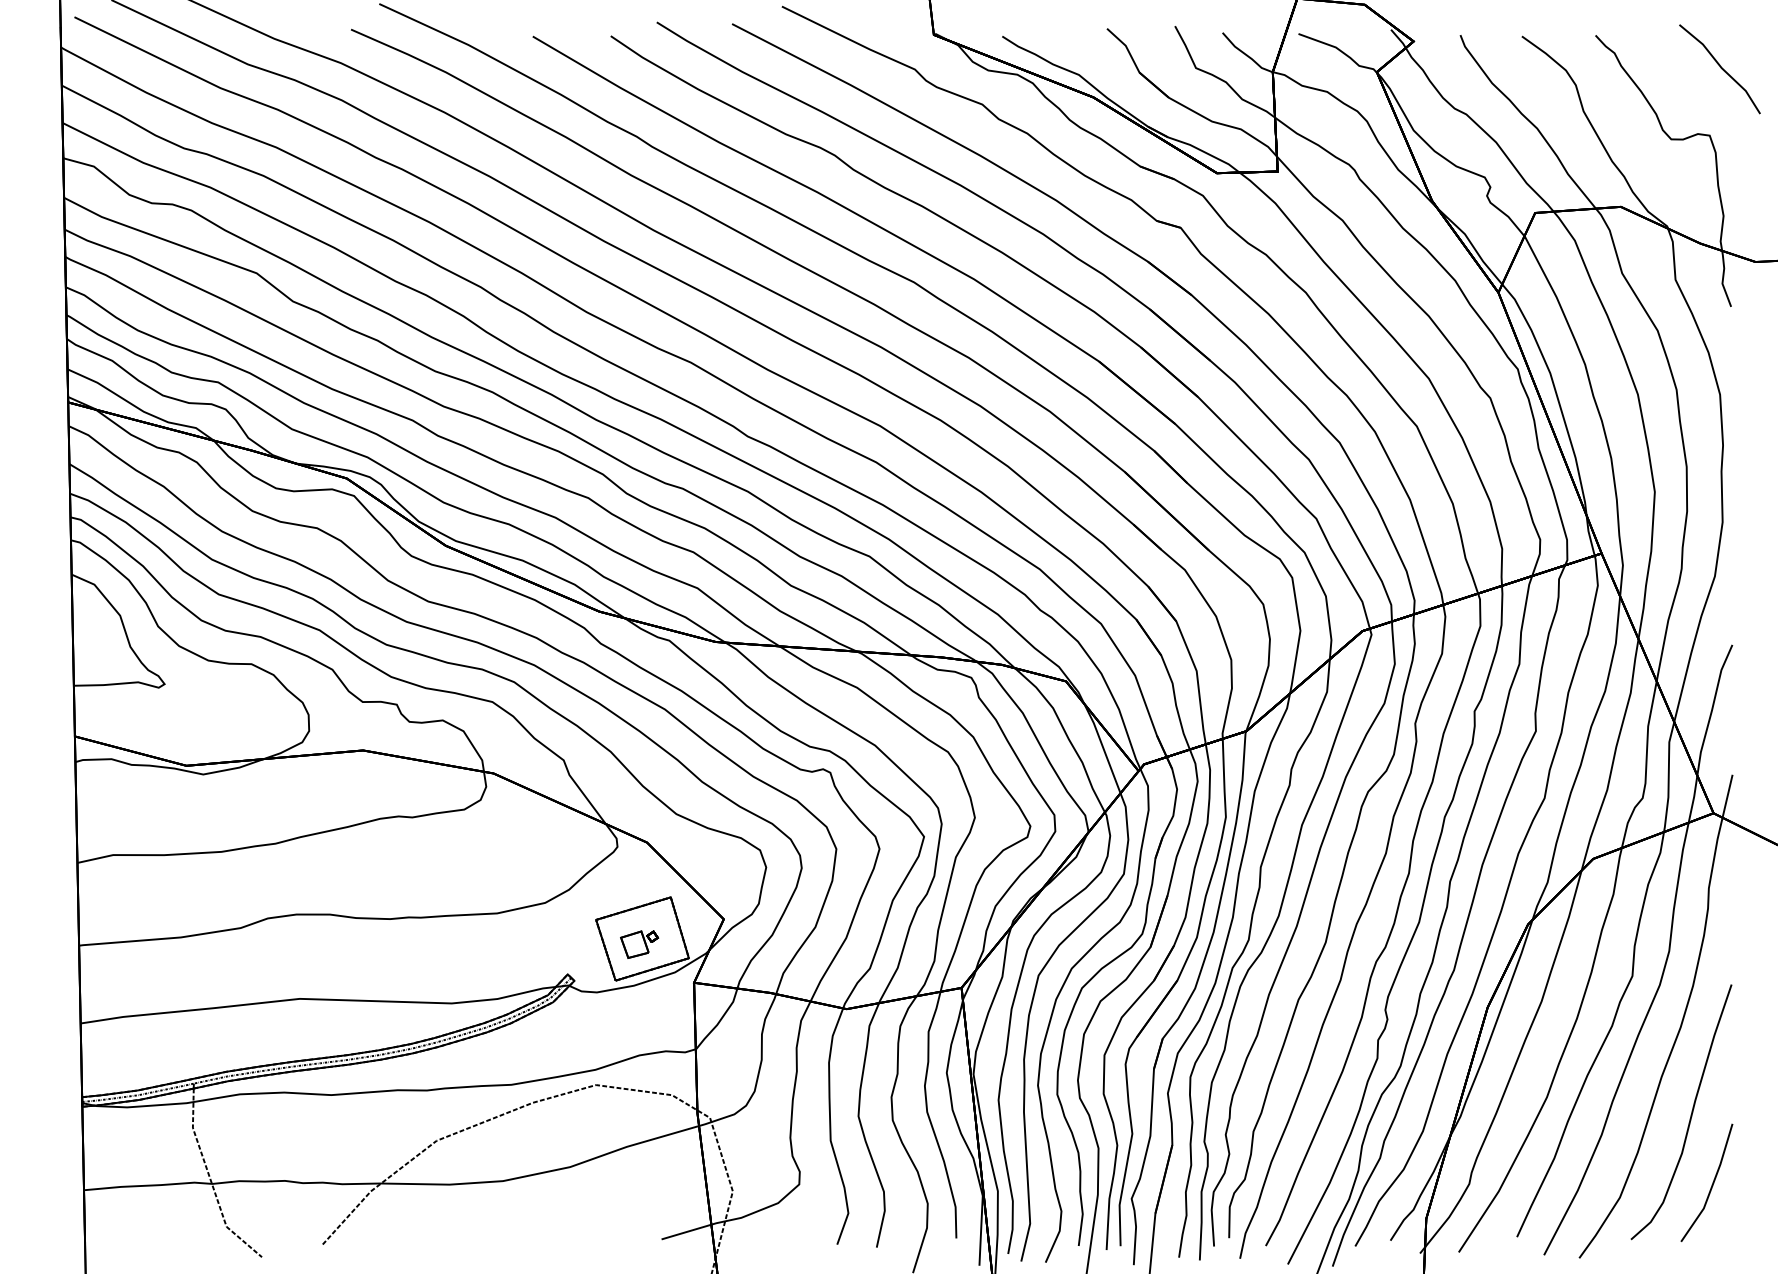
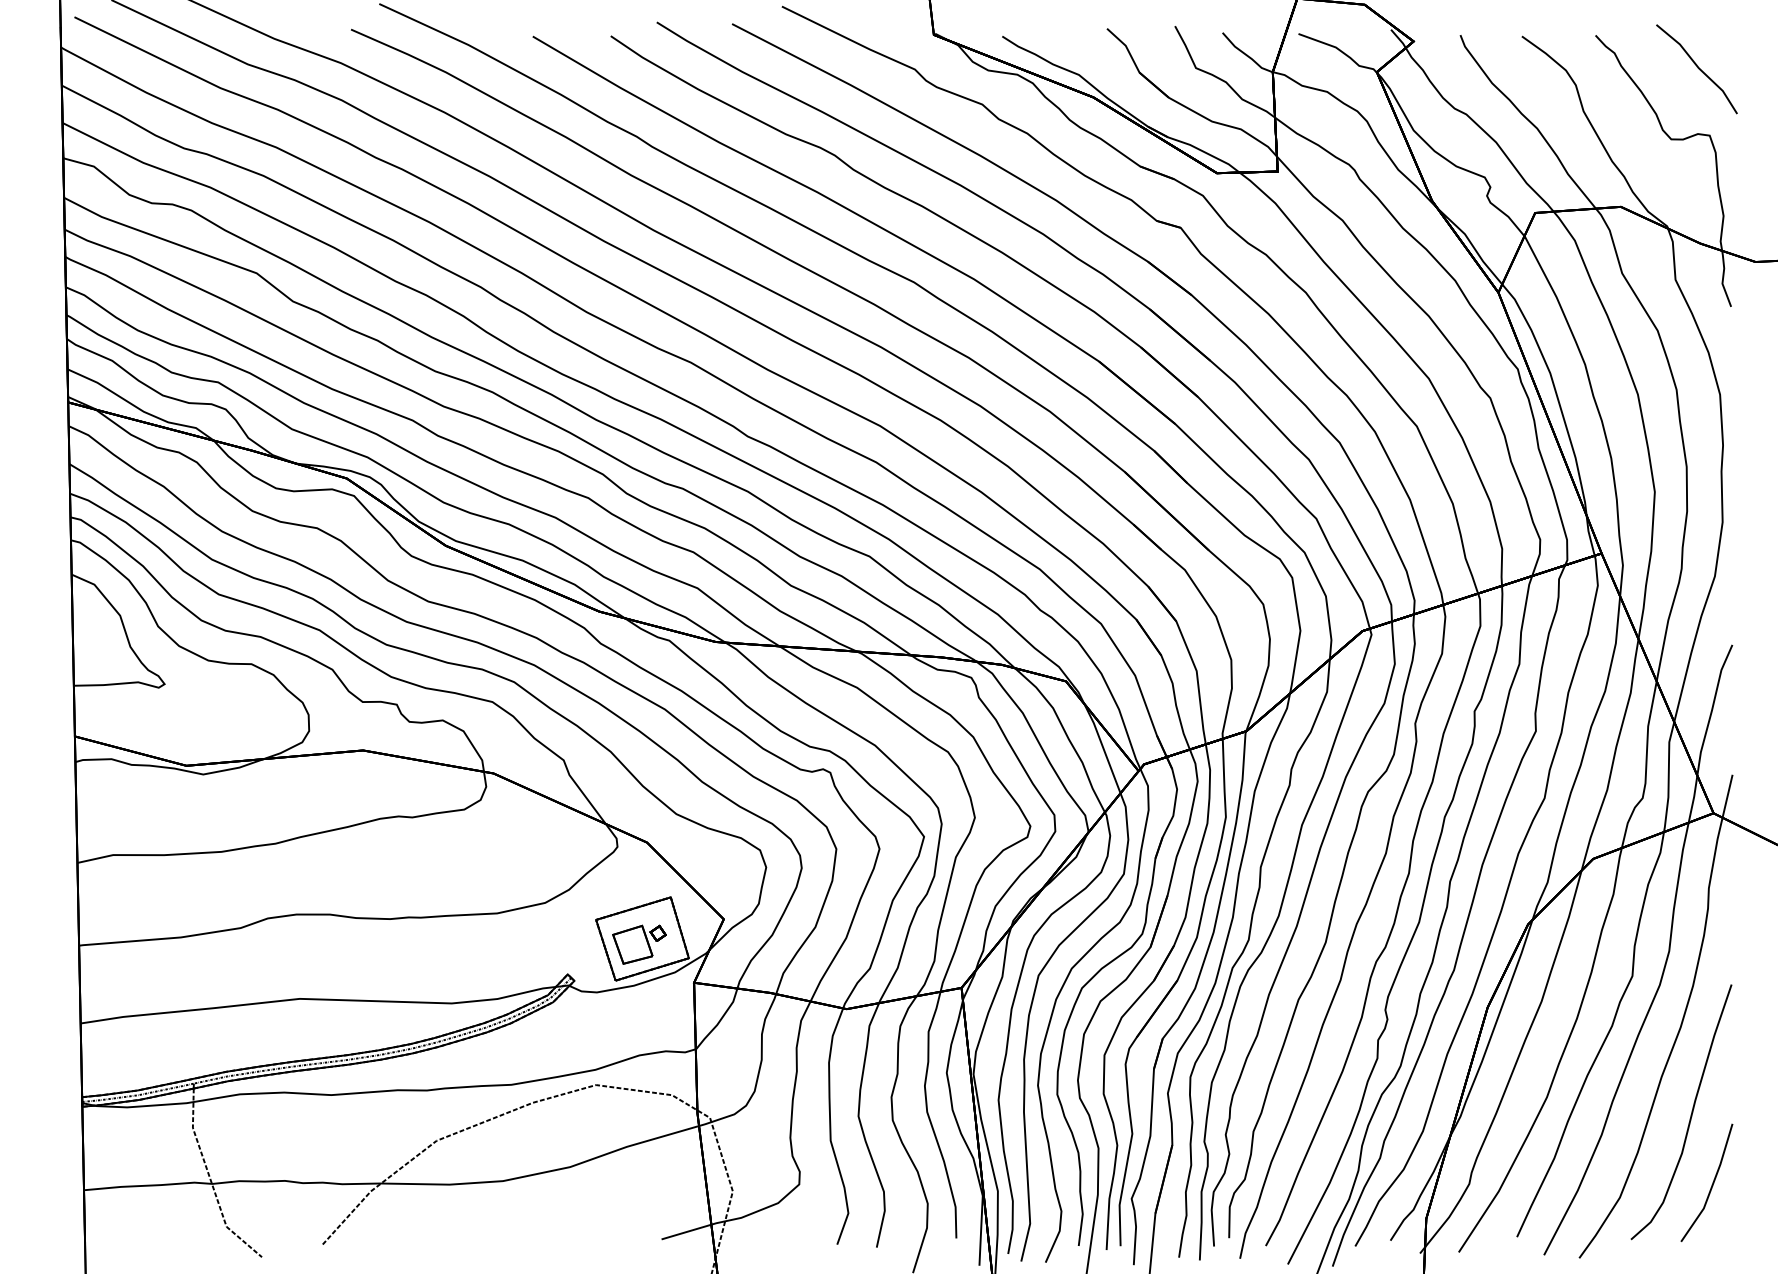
line position: (1720, 68) -> (1697, 68) (1697, 68)
part size: 40x29 px -> 55x41 px (639, 944)
